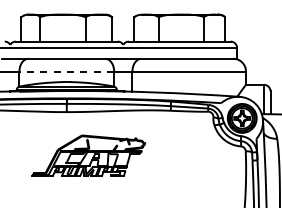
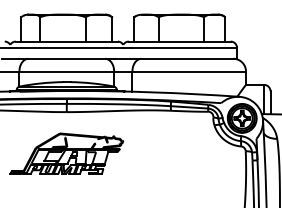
line: dashed -> solid (66, 71)
part position: (88, 155) -> (66, 153) (66, 153)
